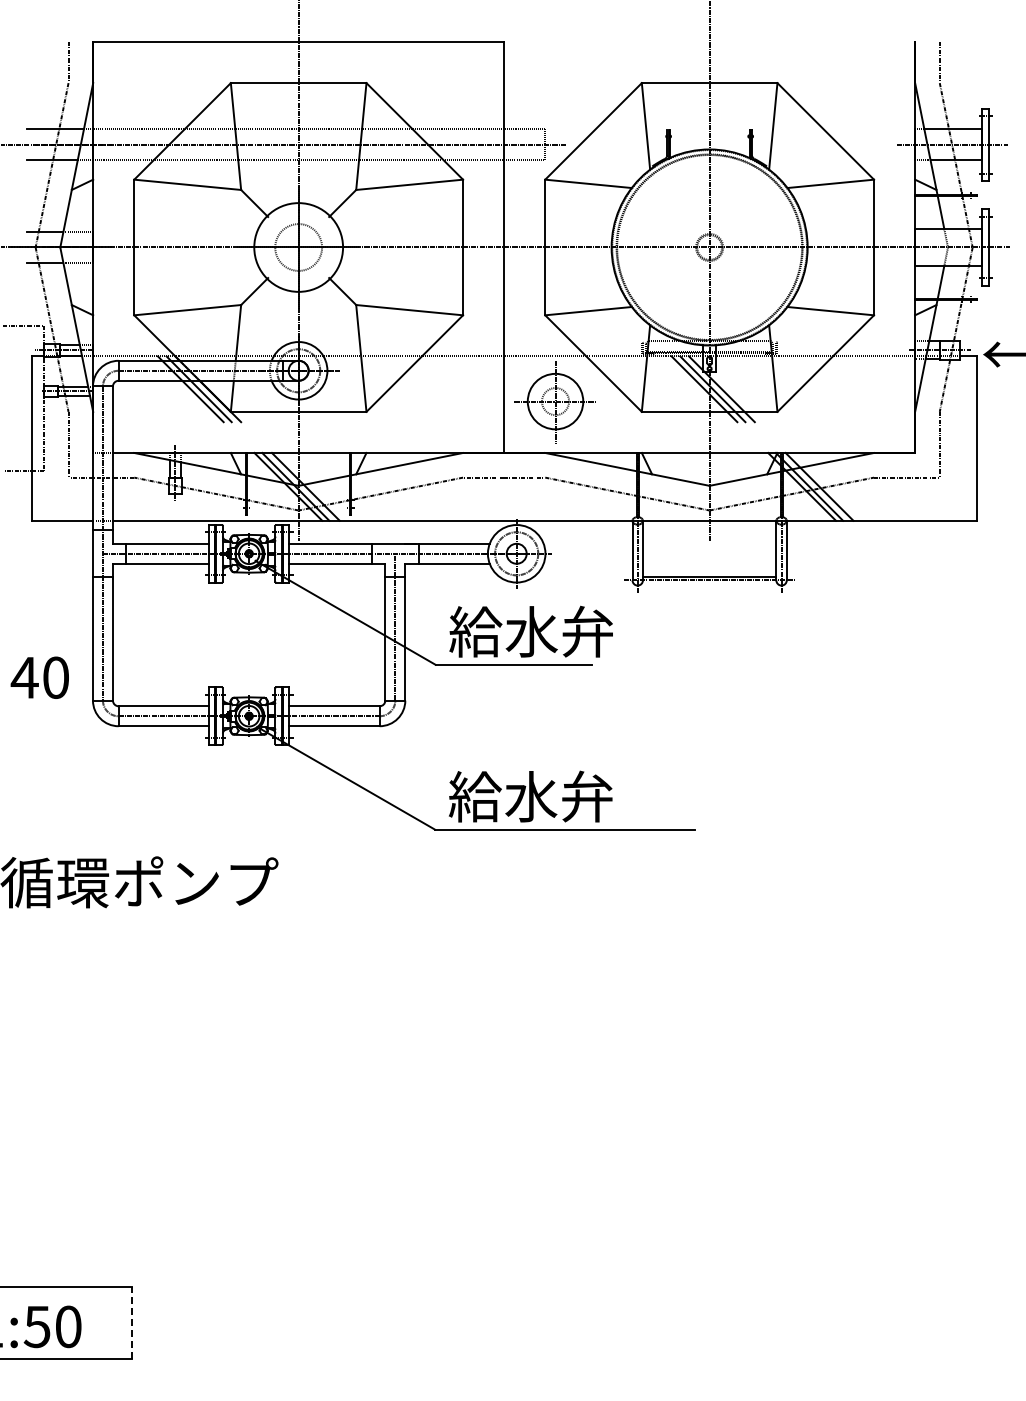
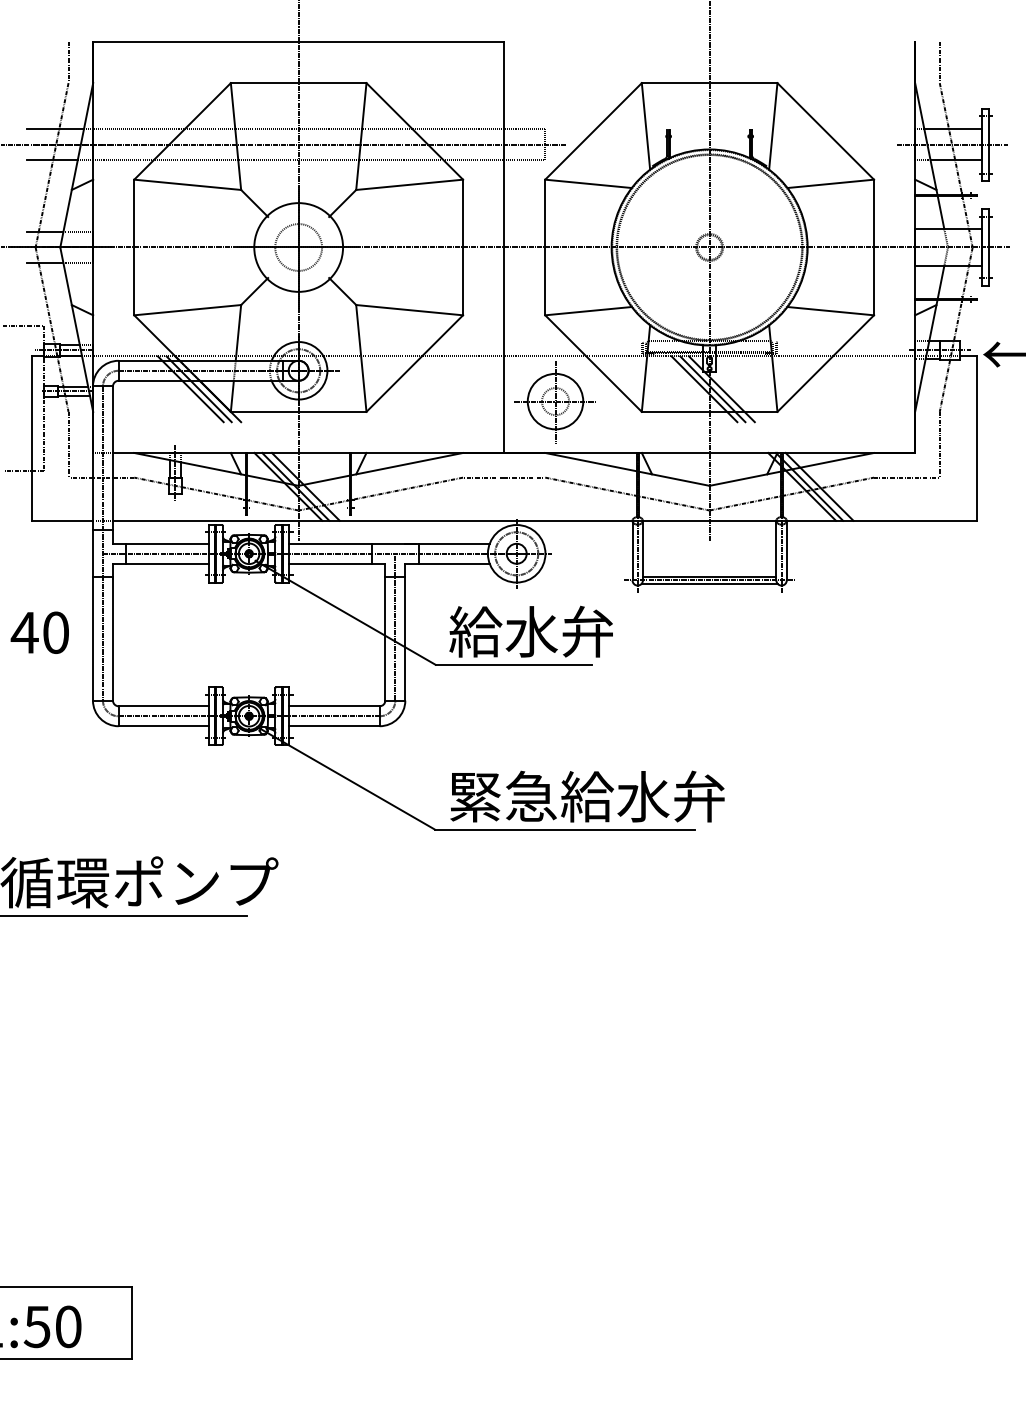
line: none -> present (709, 583)
text position: (39, 677) -> (39, 632) (39, 632)
text: 給水弁 -> 緊急給水弁 (586, 796)
line: none -> present (124, 915)
line: dashed -> solid (131, 1323)
